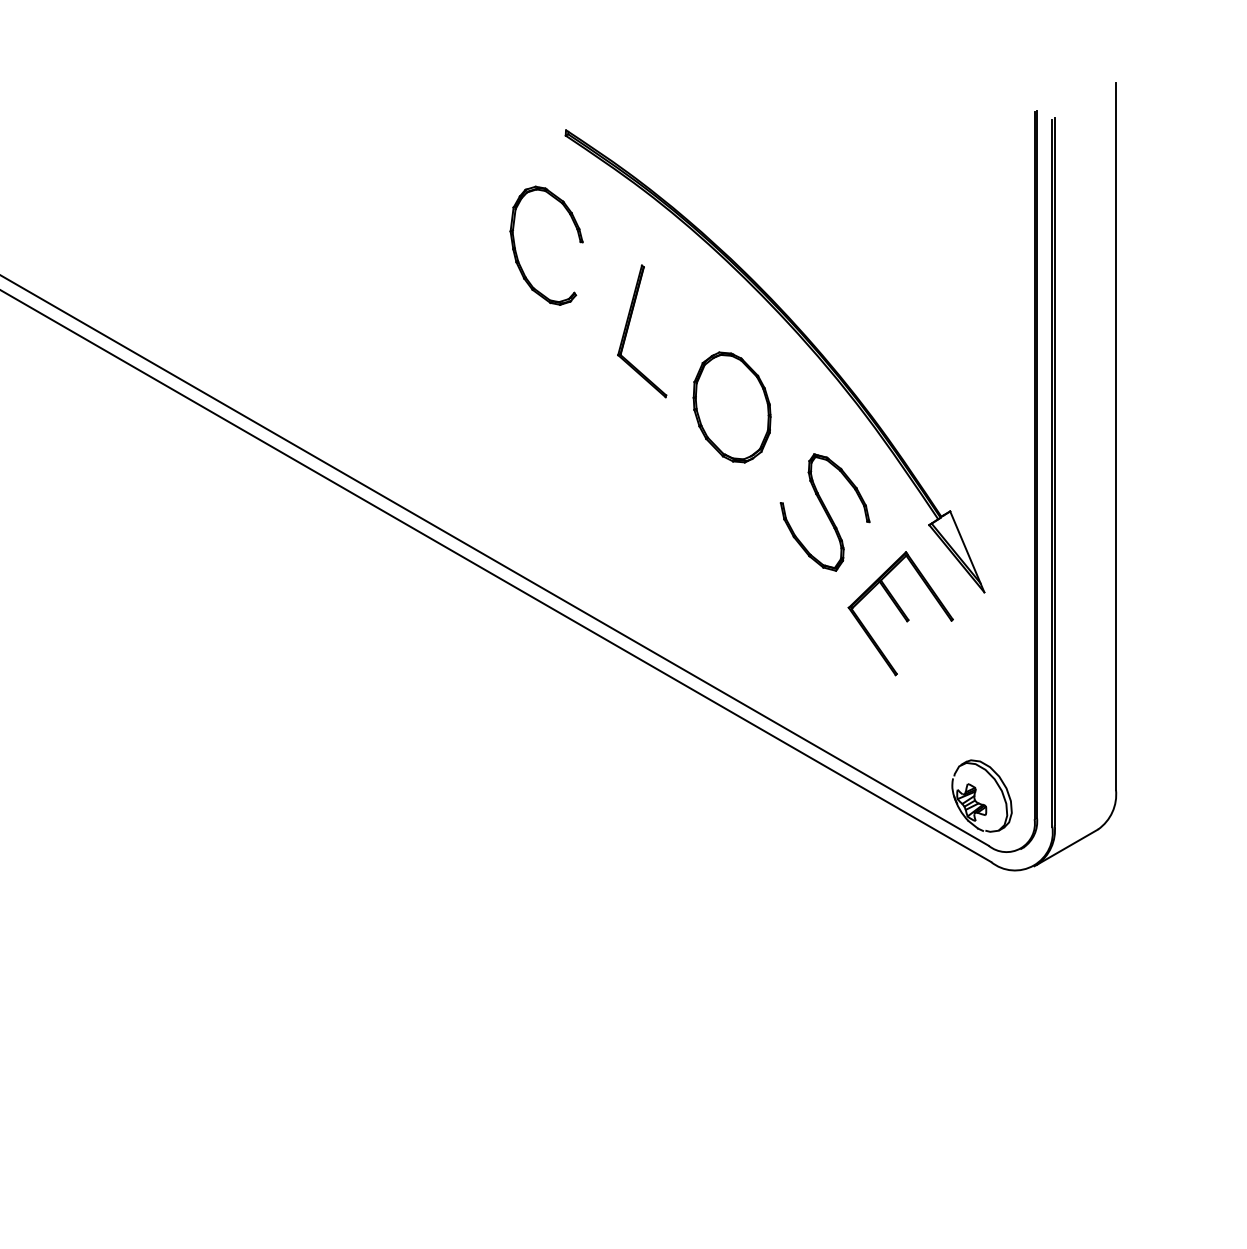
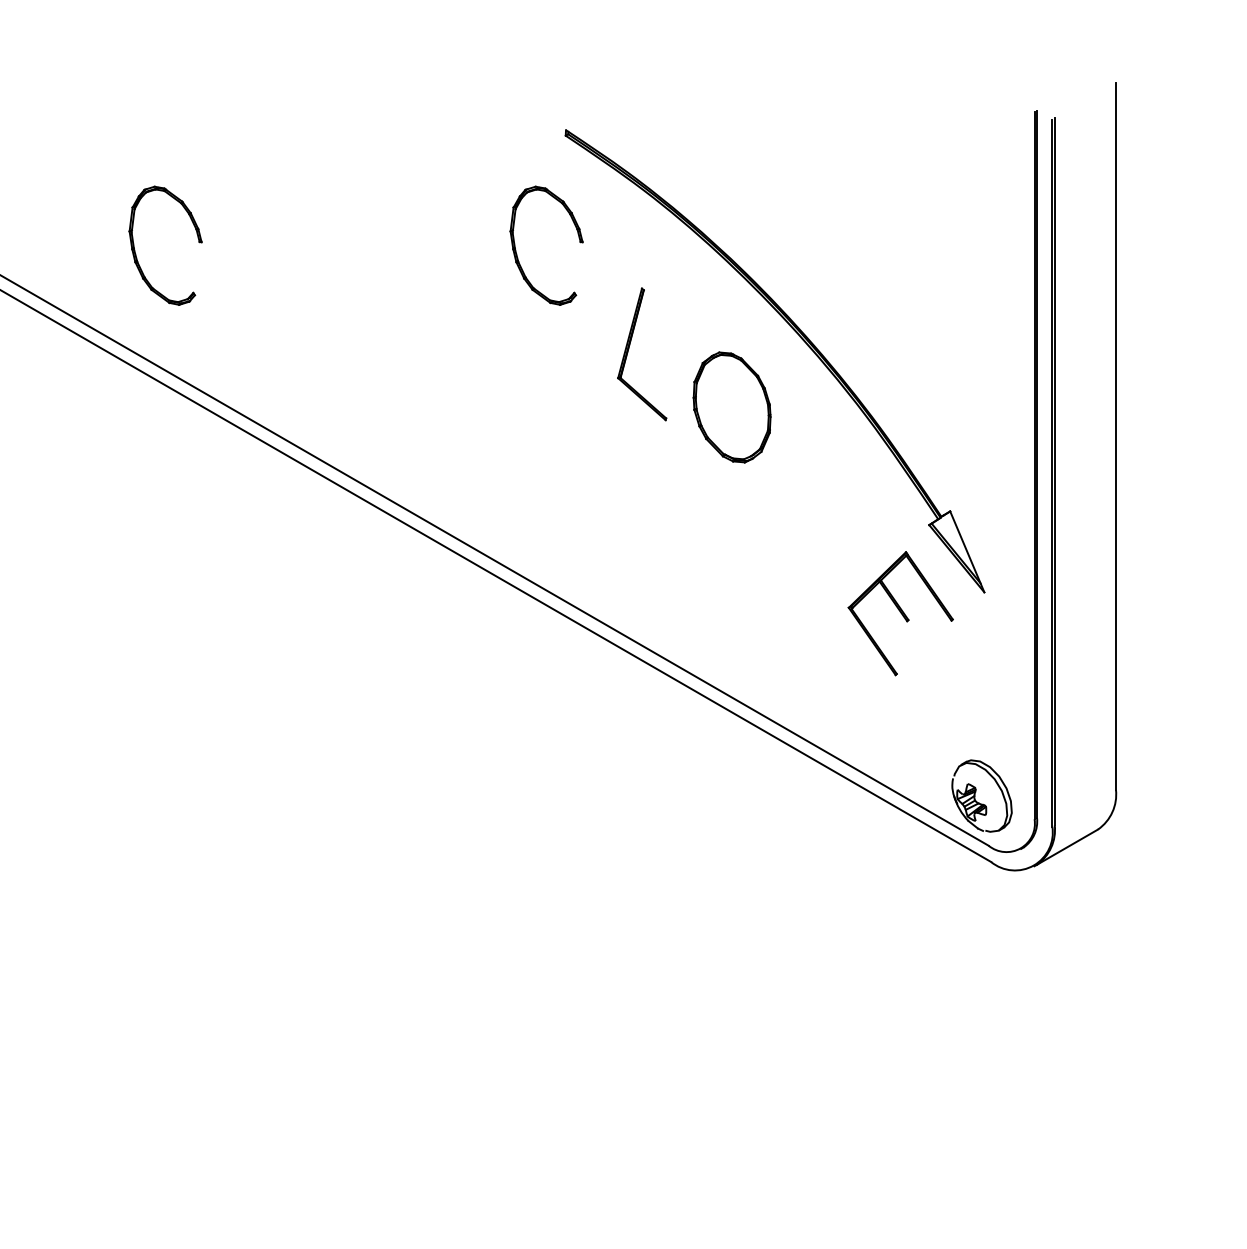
part: none -> present (136, 254)
part position: (629, 326) -> (629, 349) (629, 349)
part: present -> none (824, 512)
